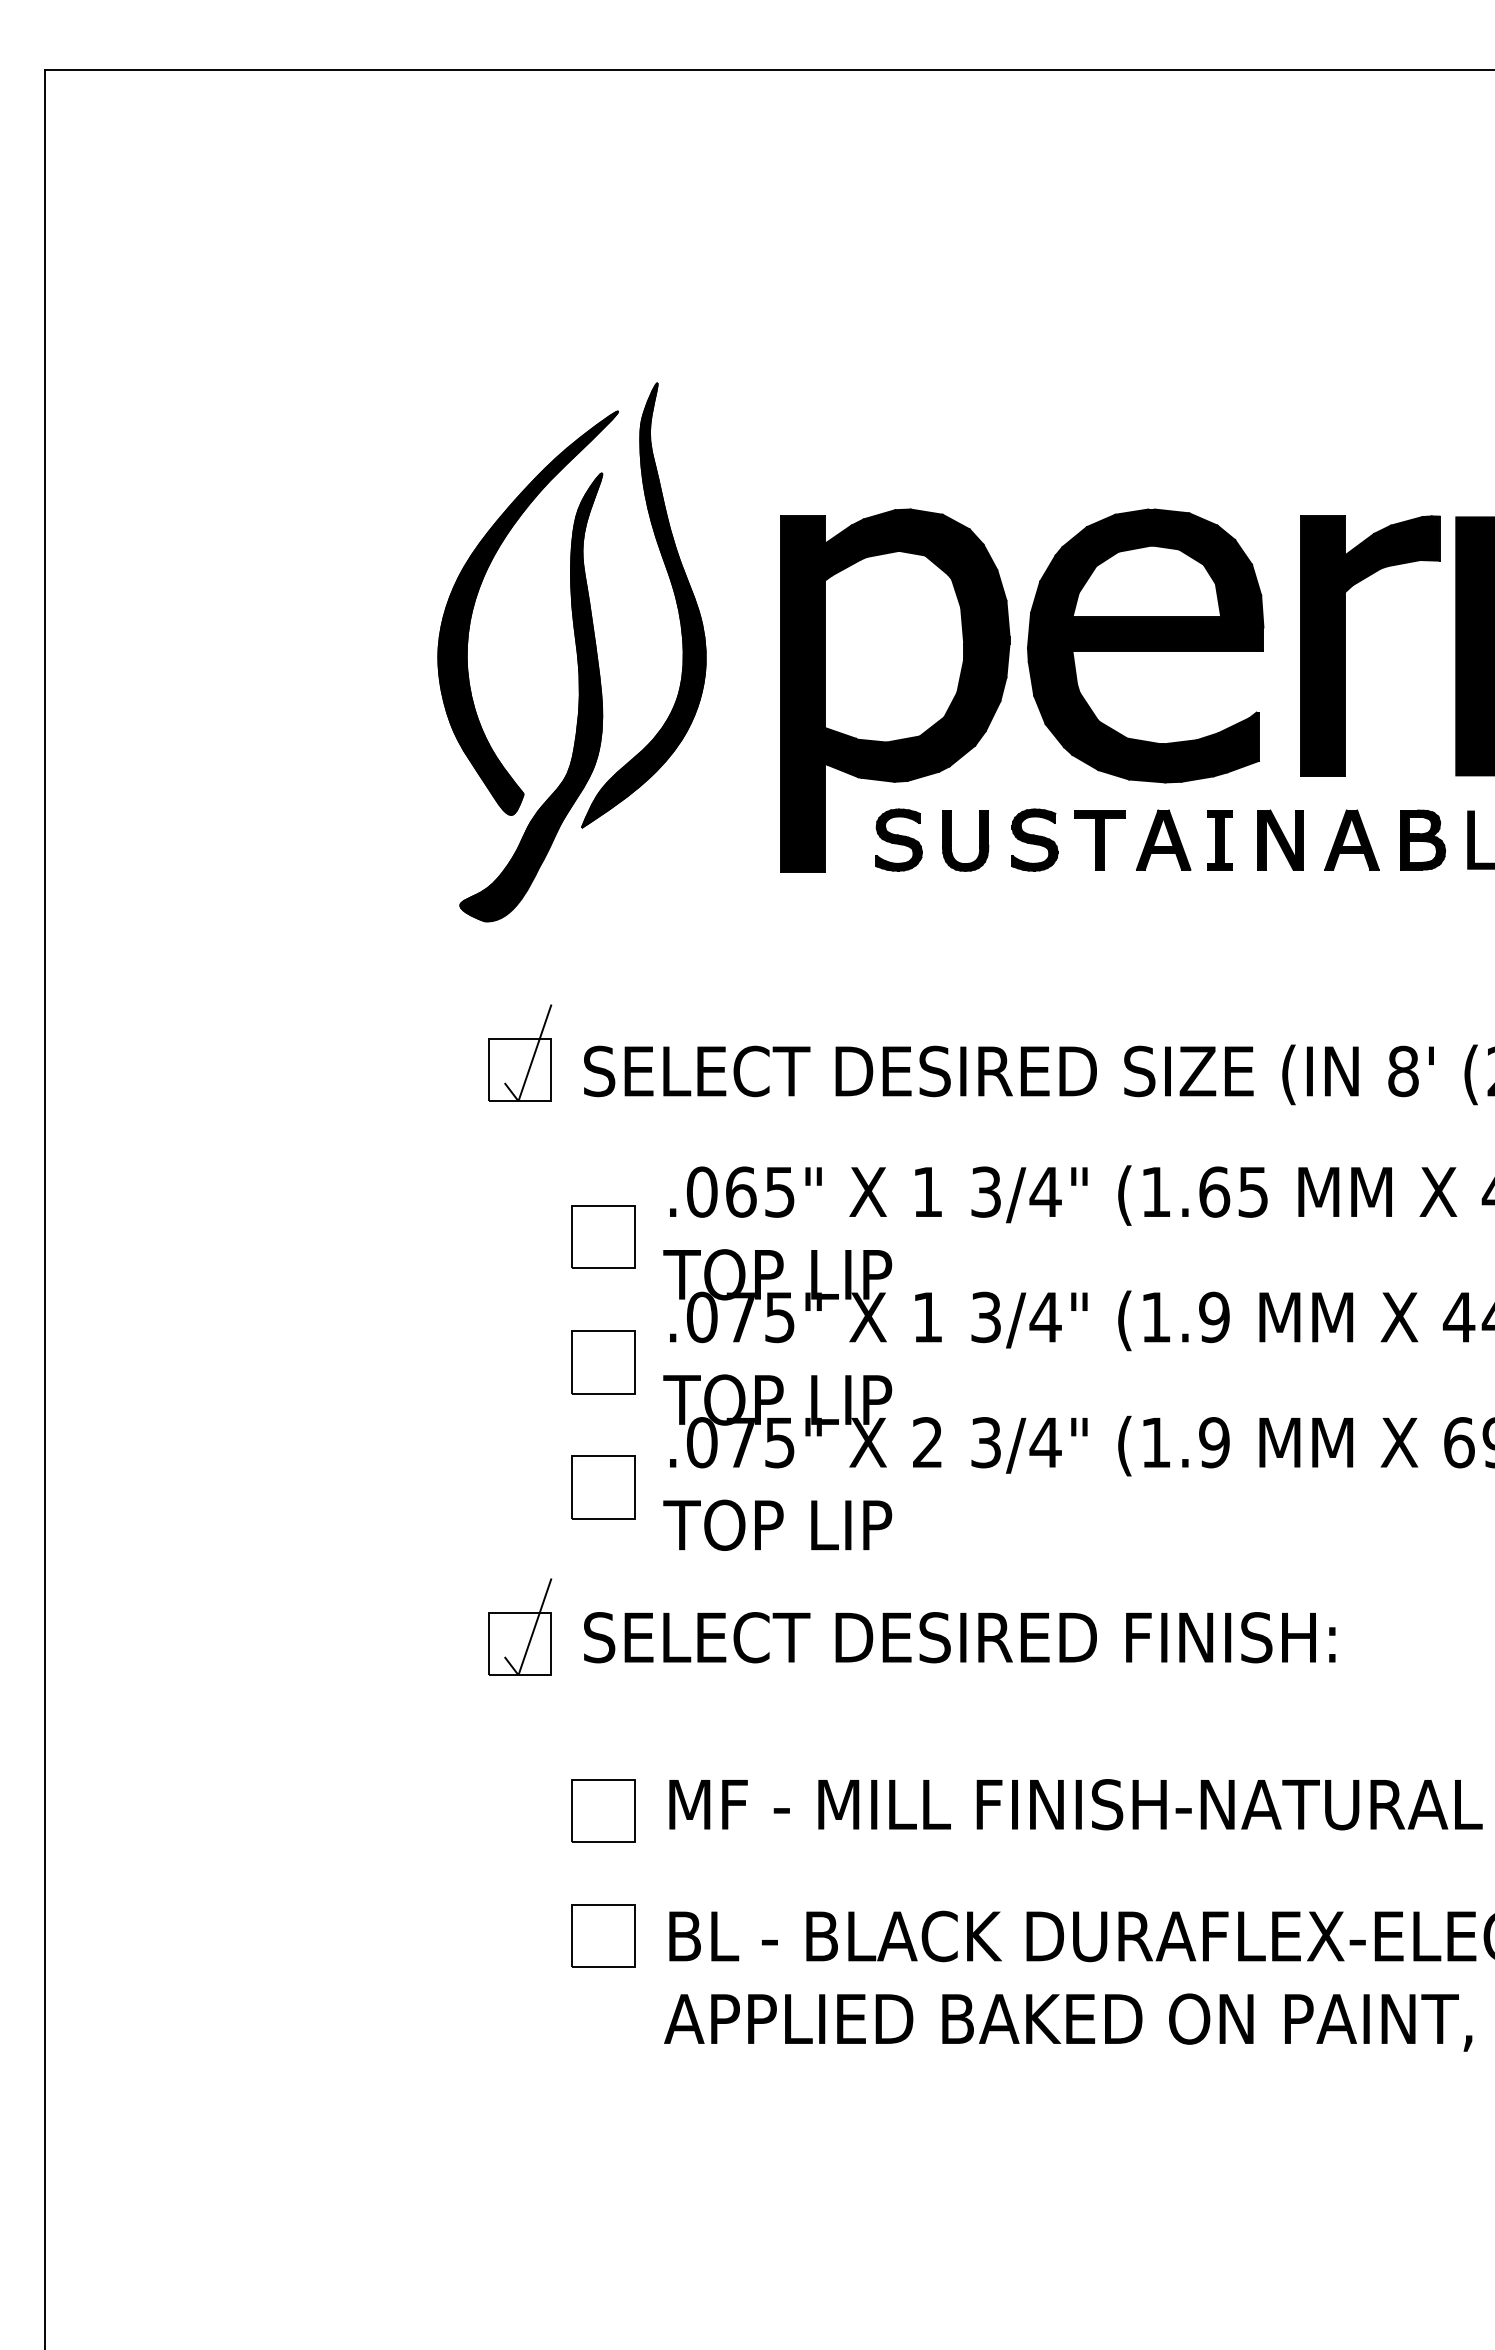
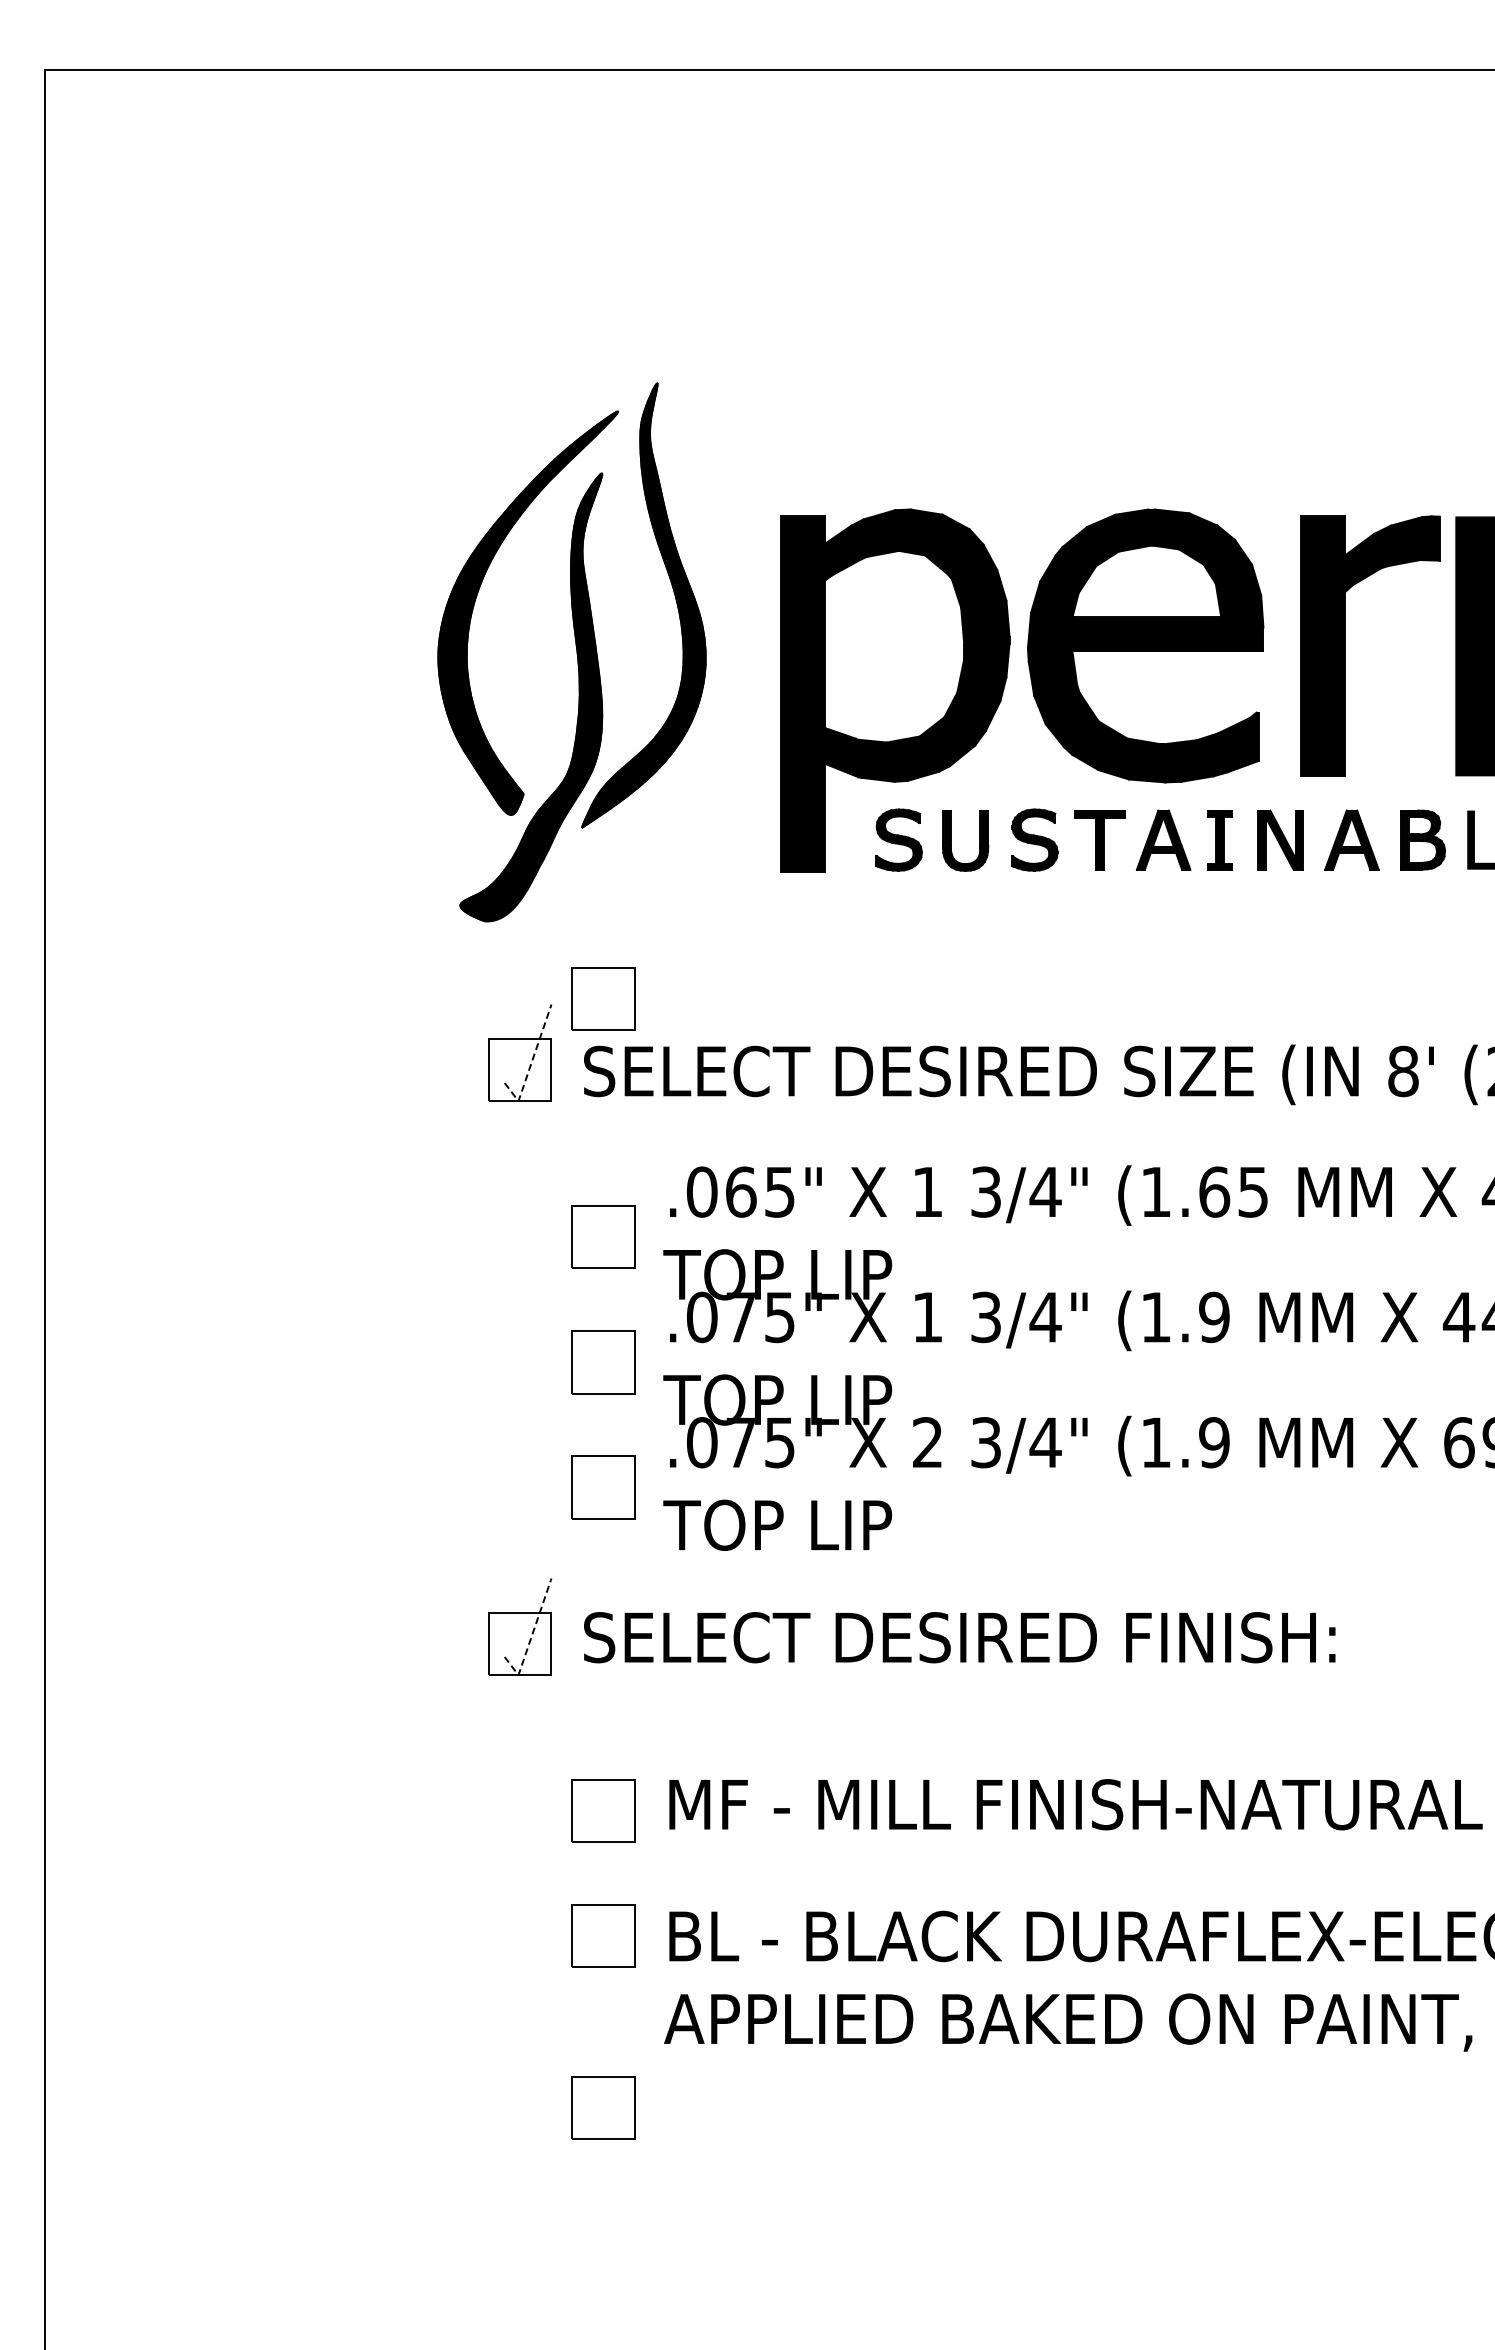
part: none -> present (603, 998)
line: solid -> dashed (531, 1063)
line: solid -> dashed (531, 1637)
part: none -> present (603, 2107)
